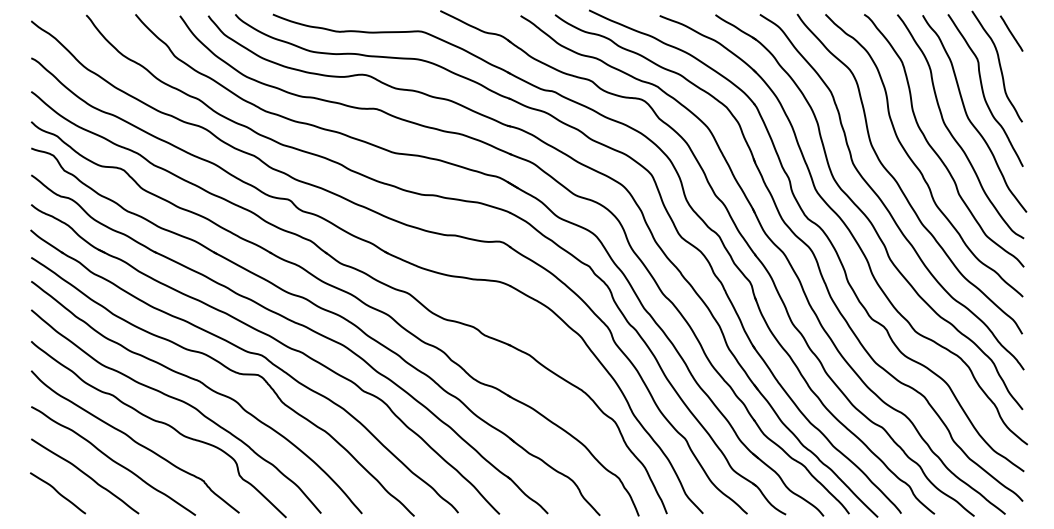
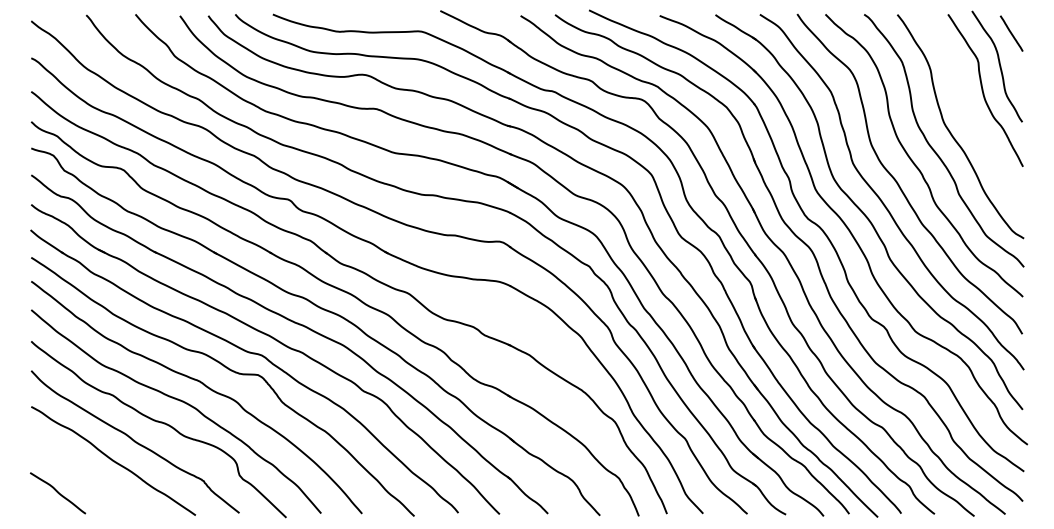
curve: present -> none (968, 116)
curve: present -> none (85, 475)
